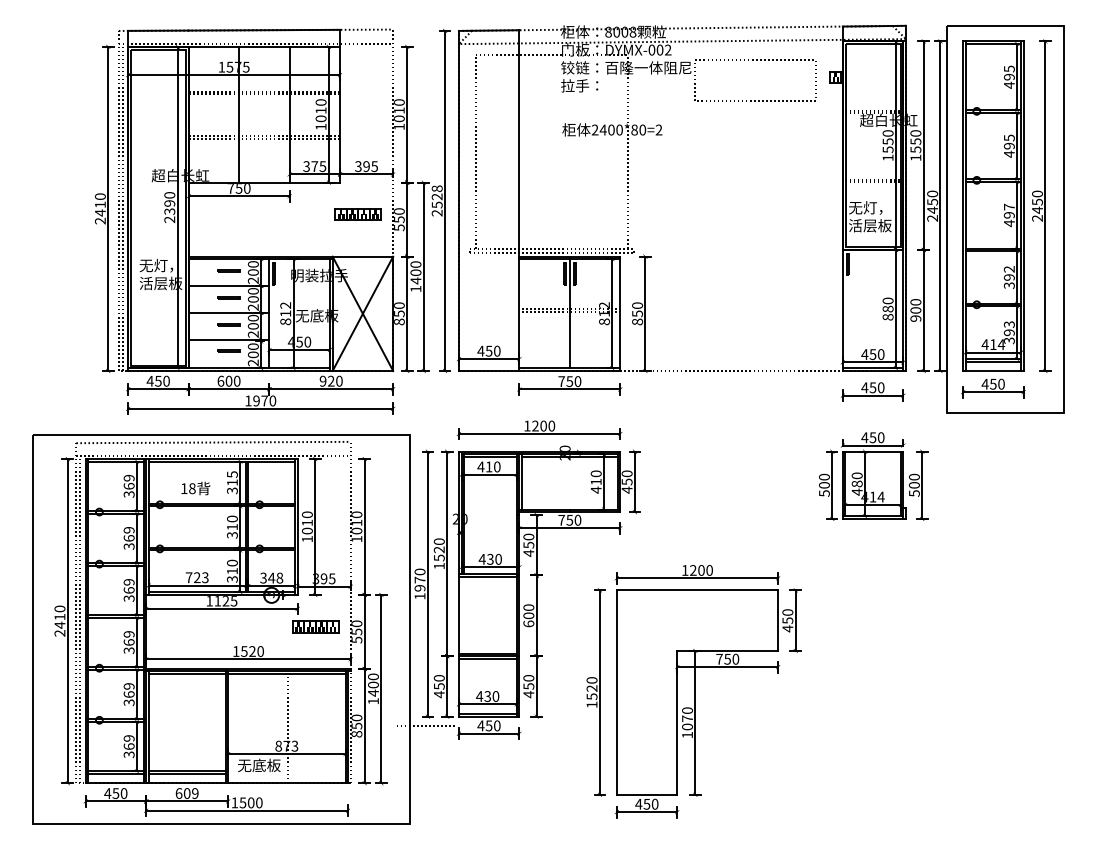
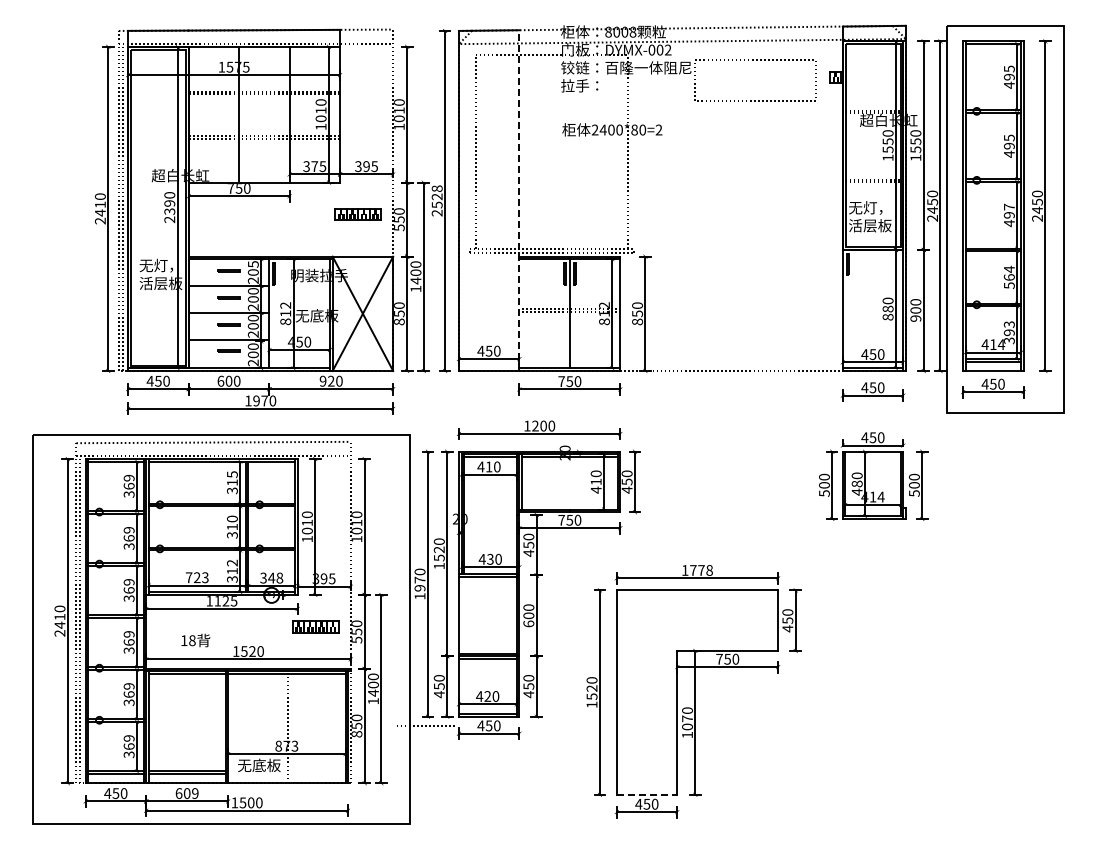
line: solid -> dashed (519, 200)
text: 200 -> 205 (252, 264)
text: 392 -> 564 (1008, 276)
text position: (195, 488) -> (195, 640) (195, 640)
text: 310 -> 312 (232, 562)
text: 1200 -> 1778 (701, 570)
text: 430 -> 420 (487, 696)
line: solid -> dashed (647, 794)
